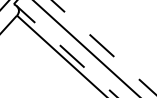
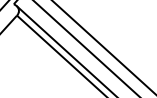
line: dashed -> solid (104, 48)
line: dashed -> solid (66, 51)
